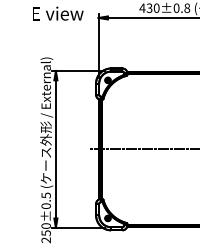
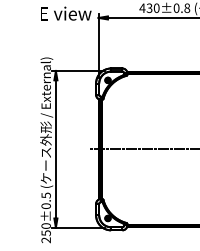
text position: (58, 13) -> (66, 13) (66, 13)
